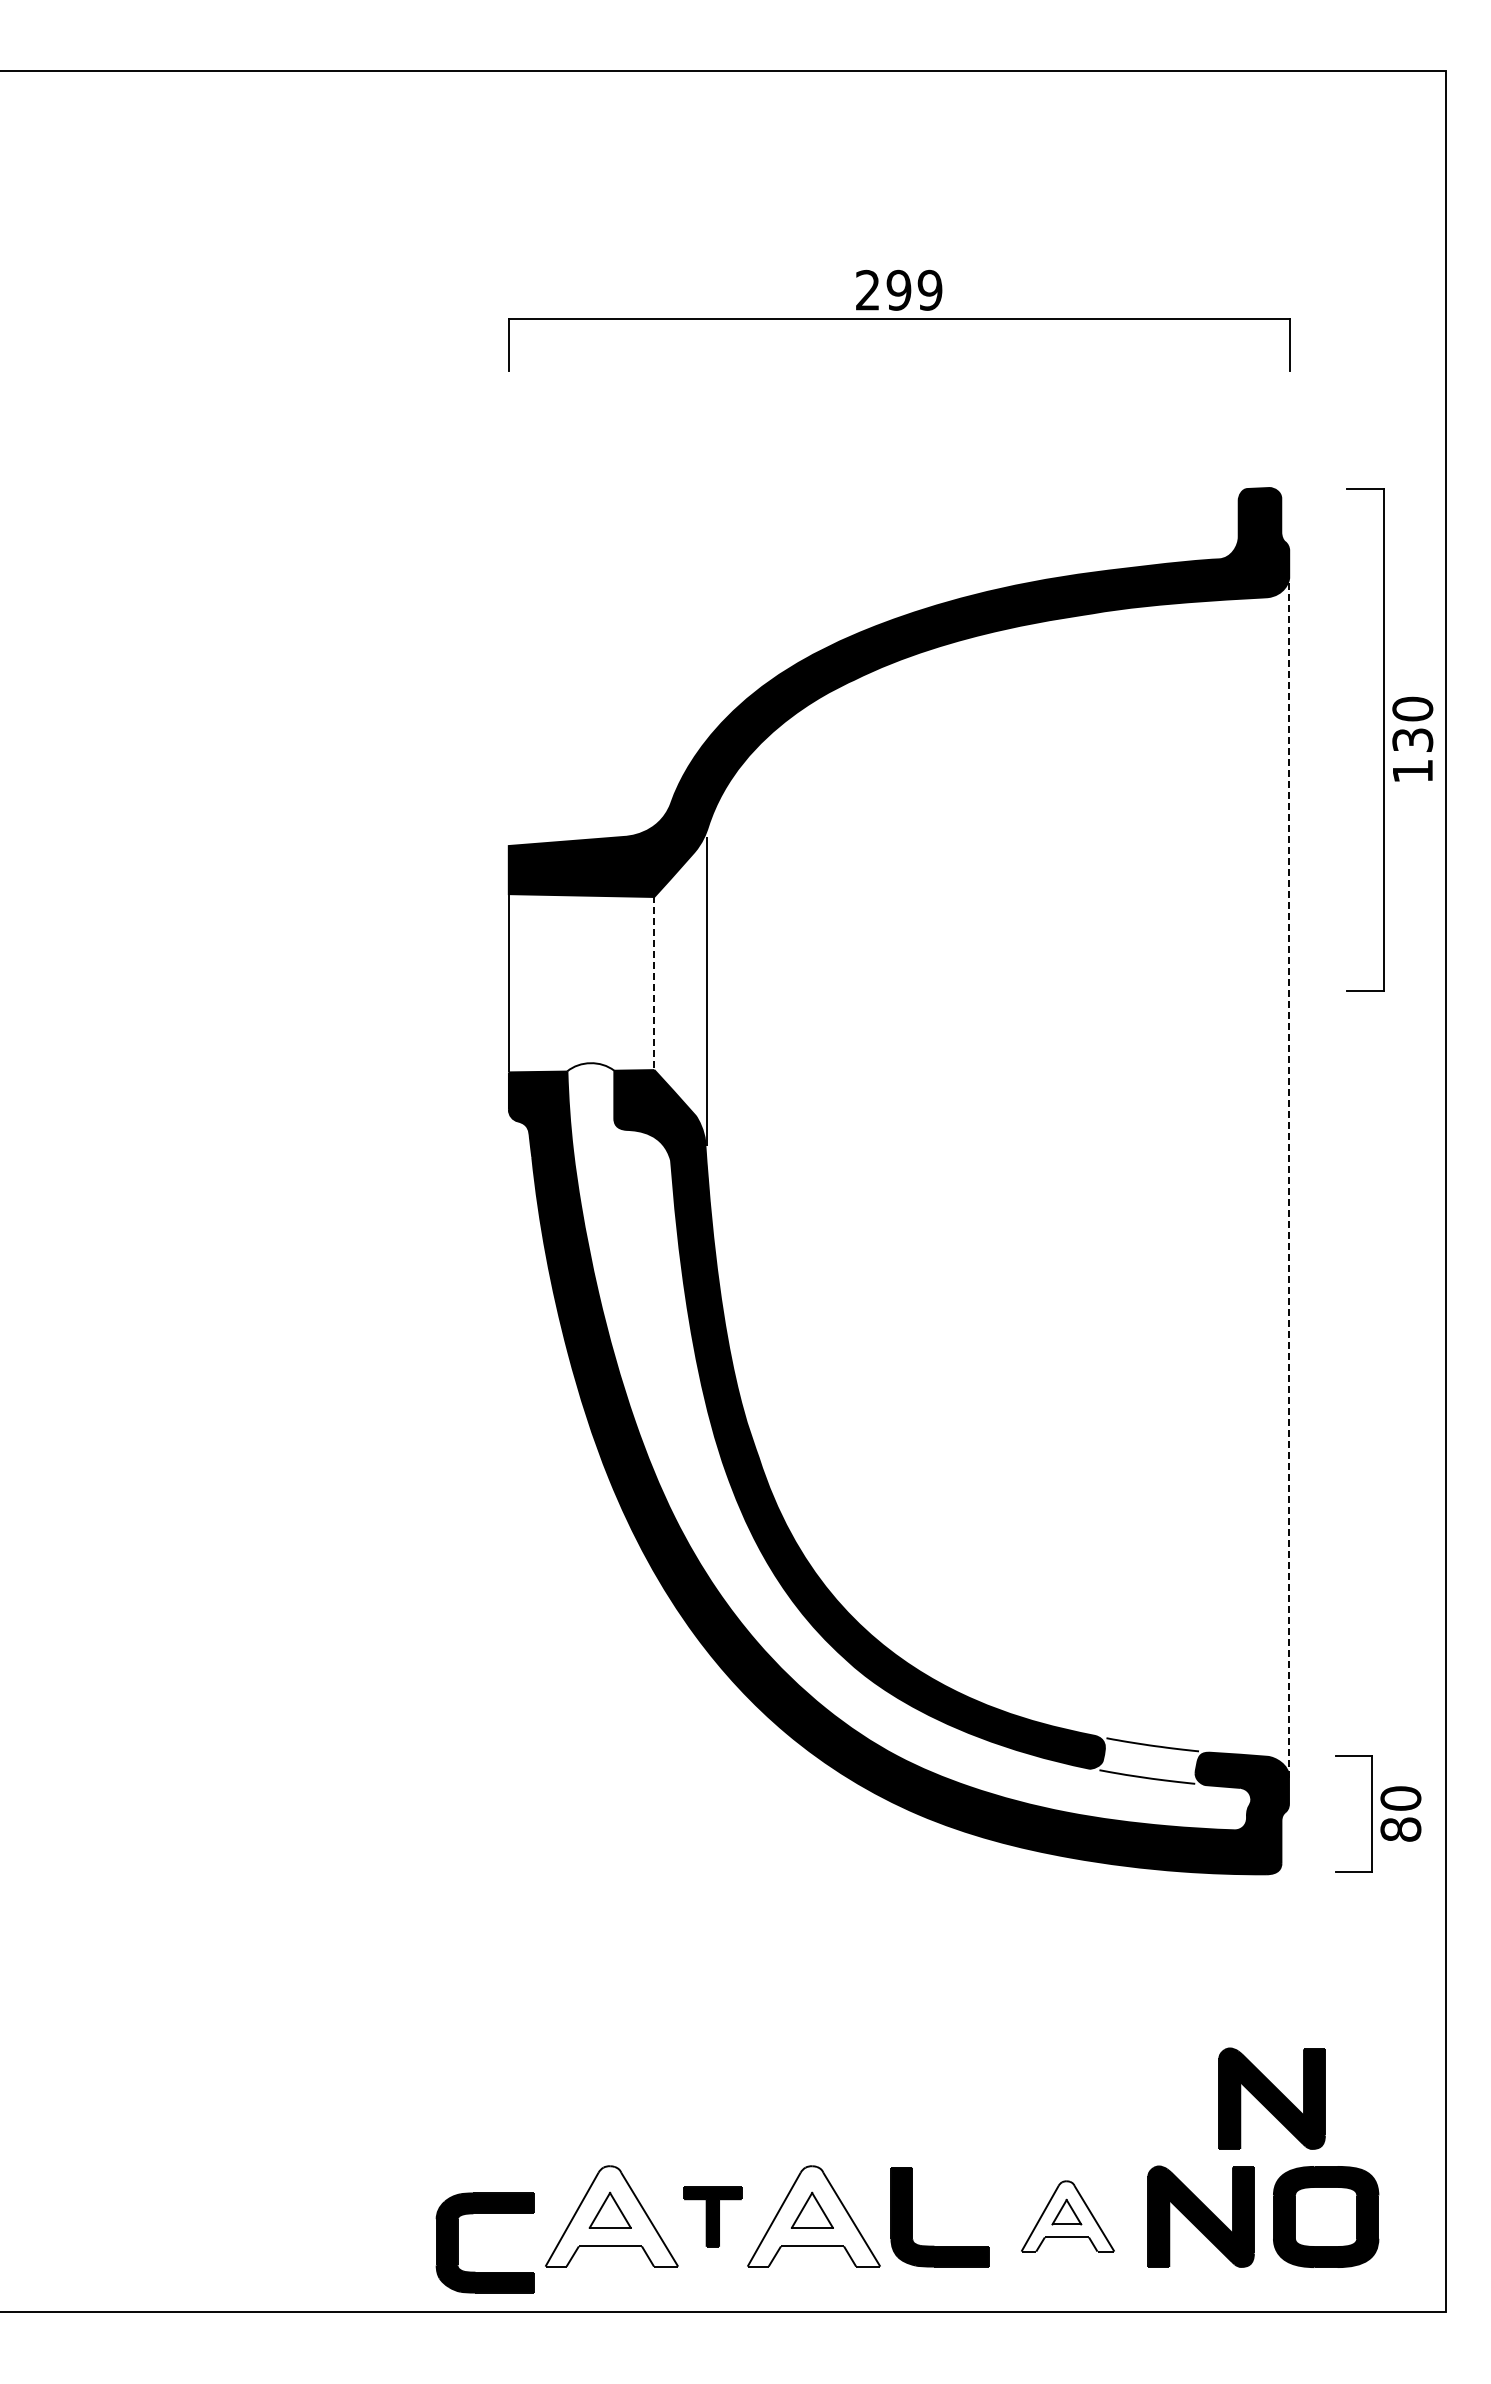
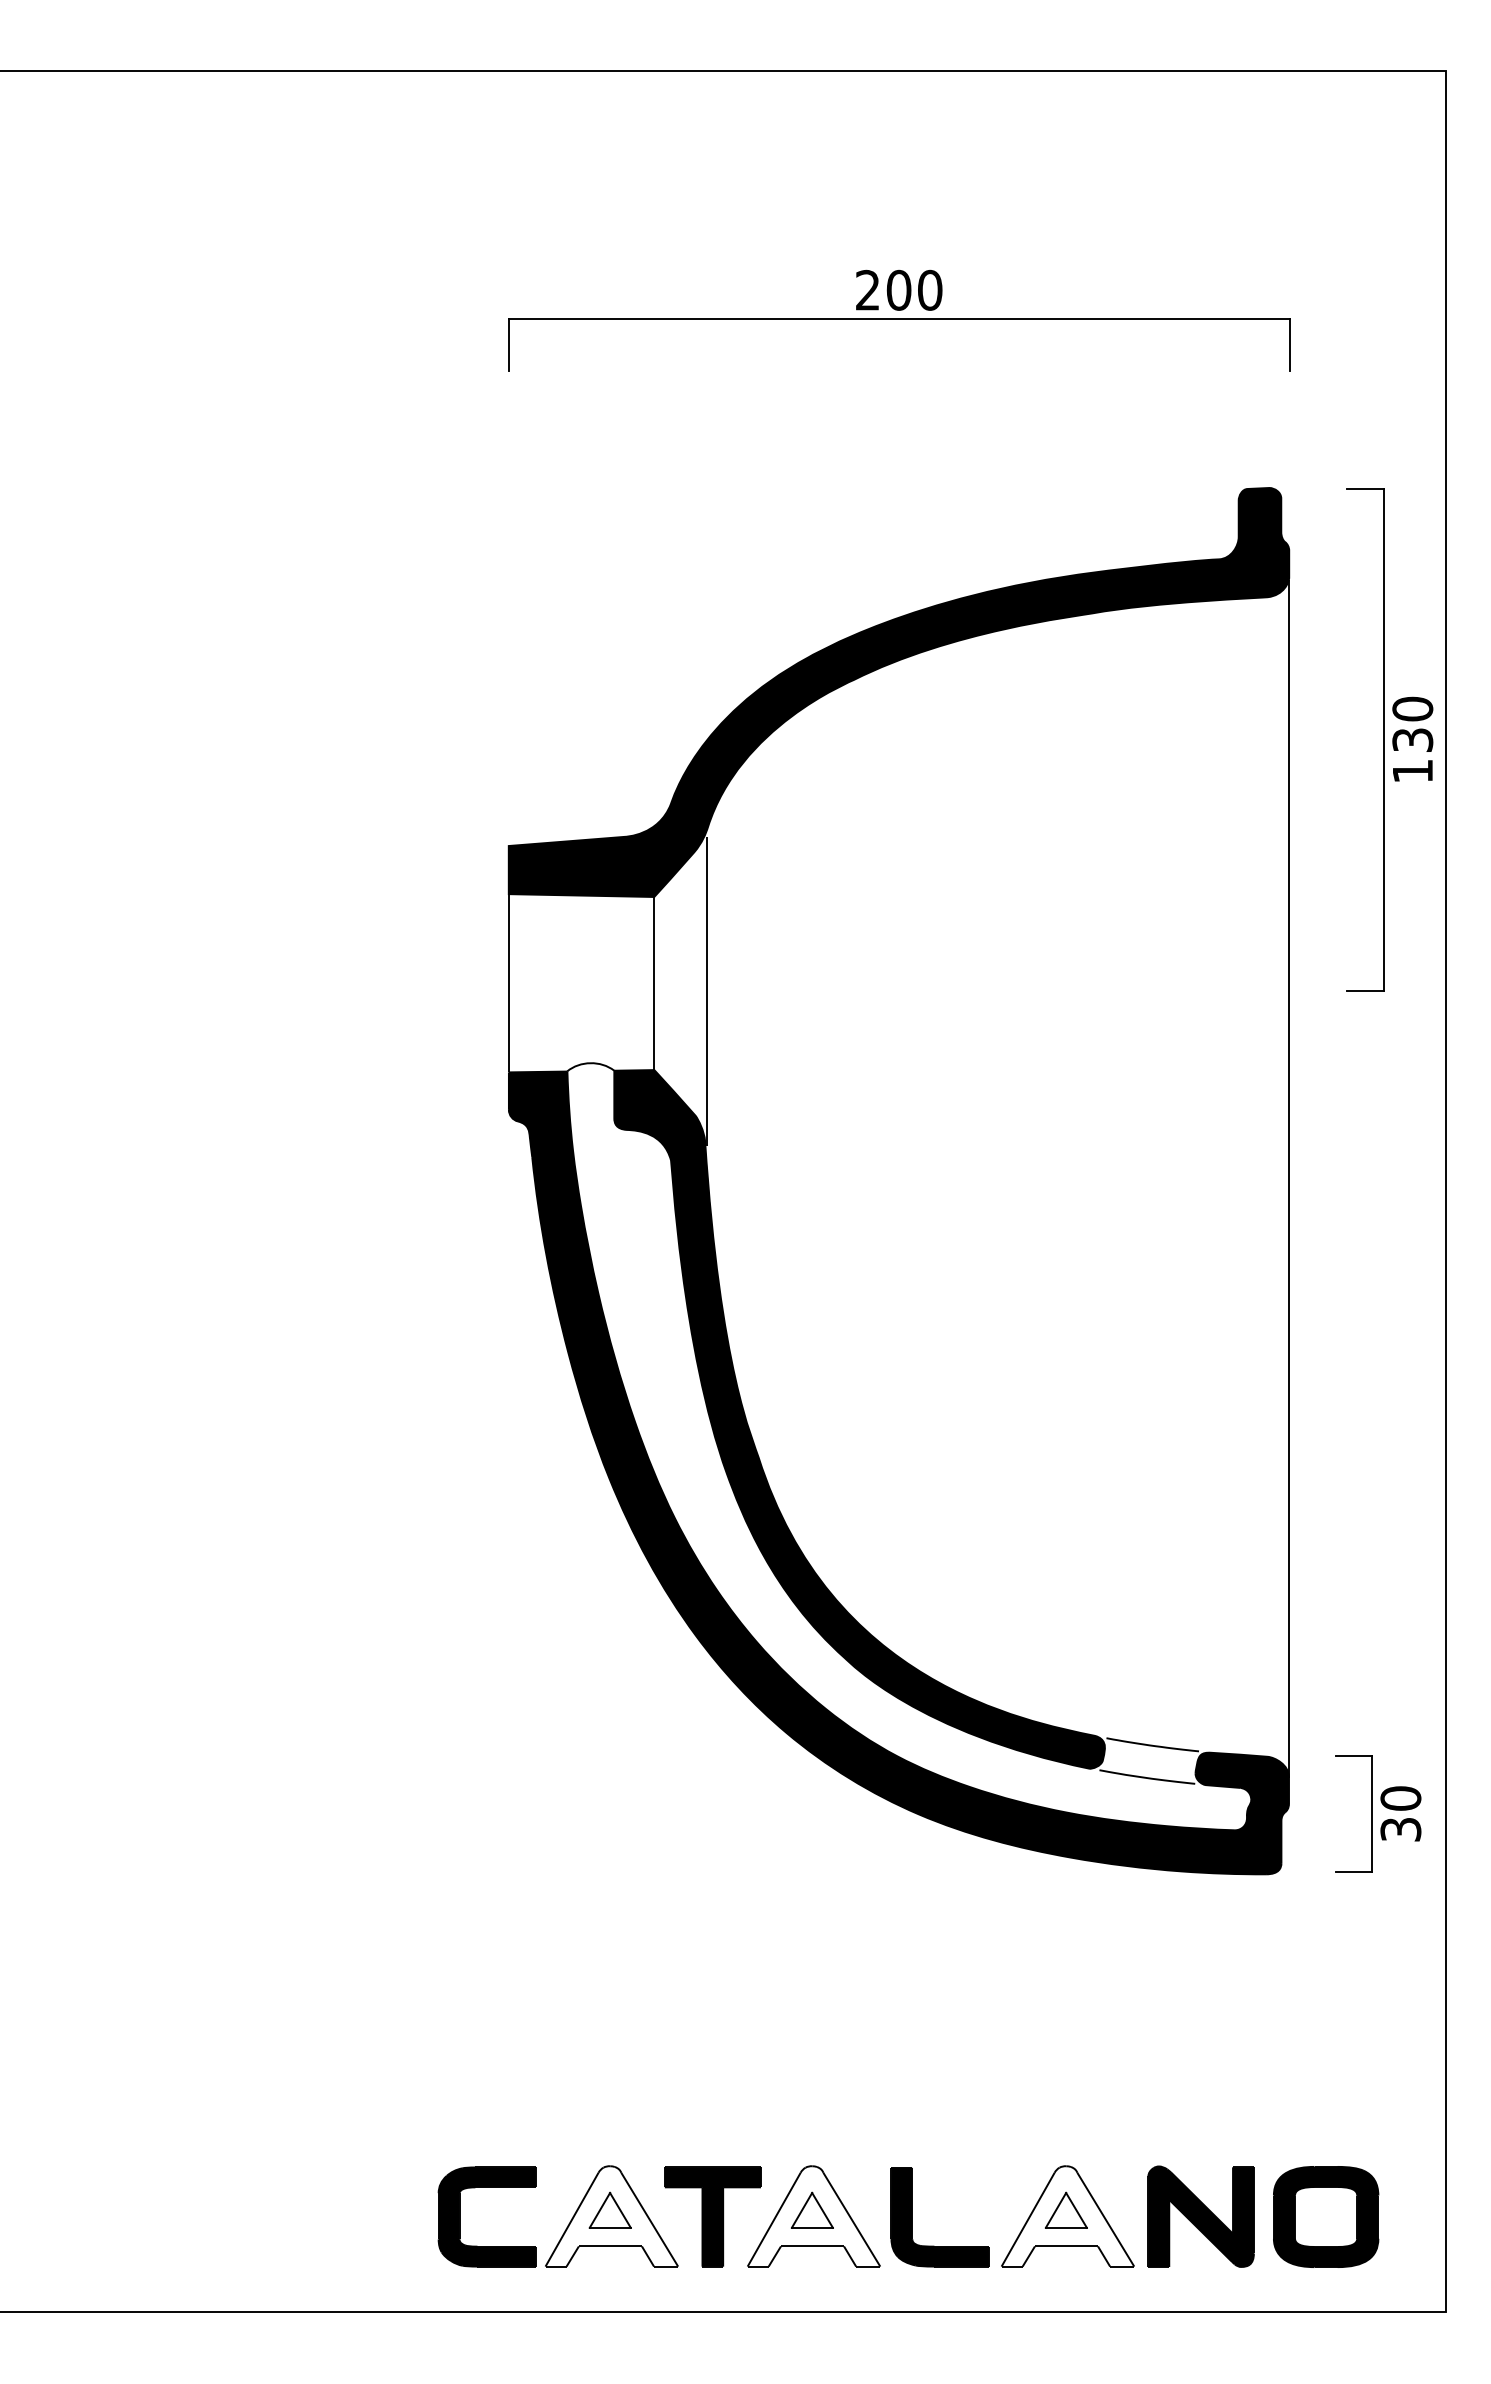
text: 299 -> 200 (914, 290)
line: dashed -> solid (654, 983)
line: dashed -> solid (1288, 1178)
text: 80 -> 30 (1400, 1829)
part: present -> none (1271, 2098)
part size: 60x62 px -> 98x102 px (712, 2216)
part size: 94x73 px -> 134x103 px (1067, 2216)
part position: (458, 2242) -> (460, 2216) (460, 2216)
